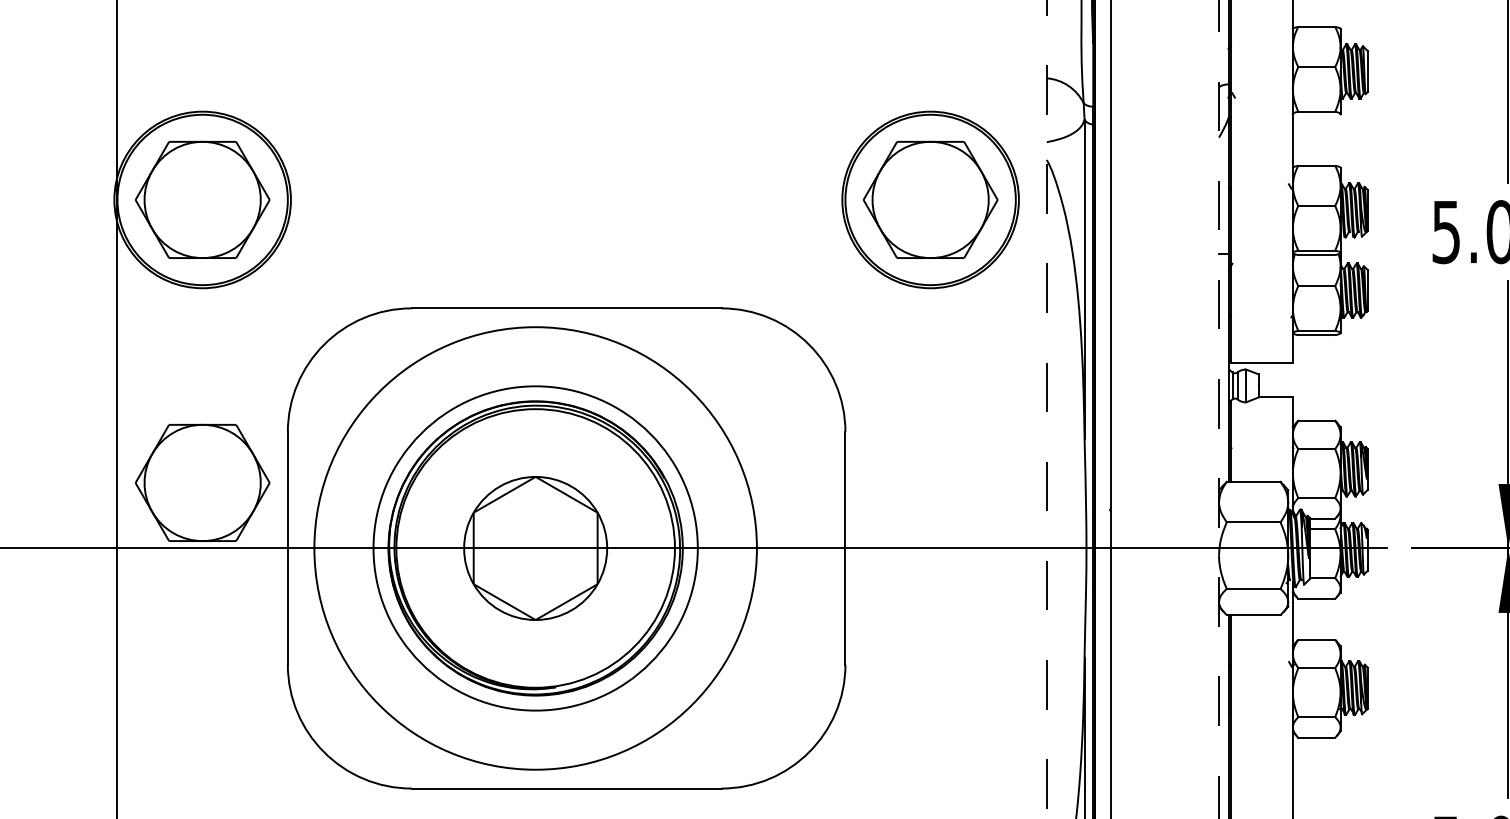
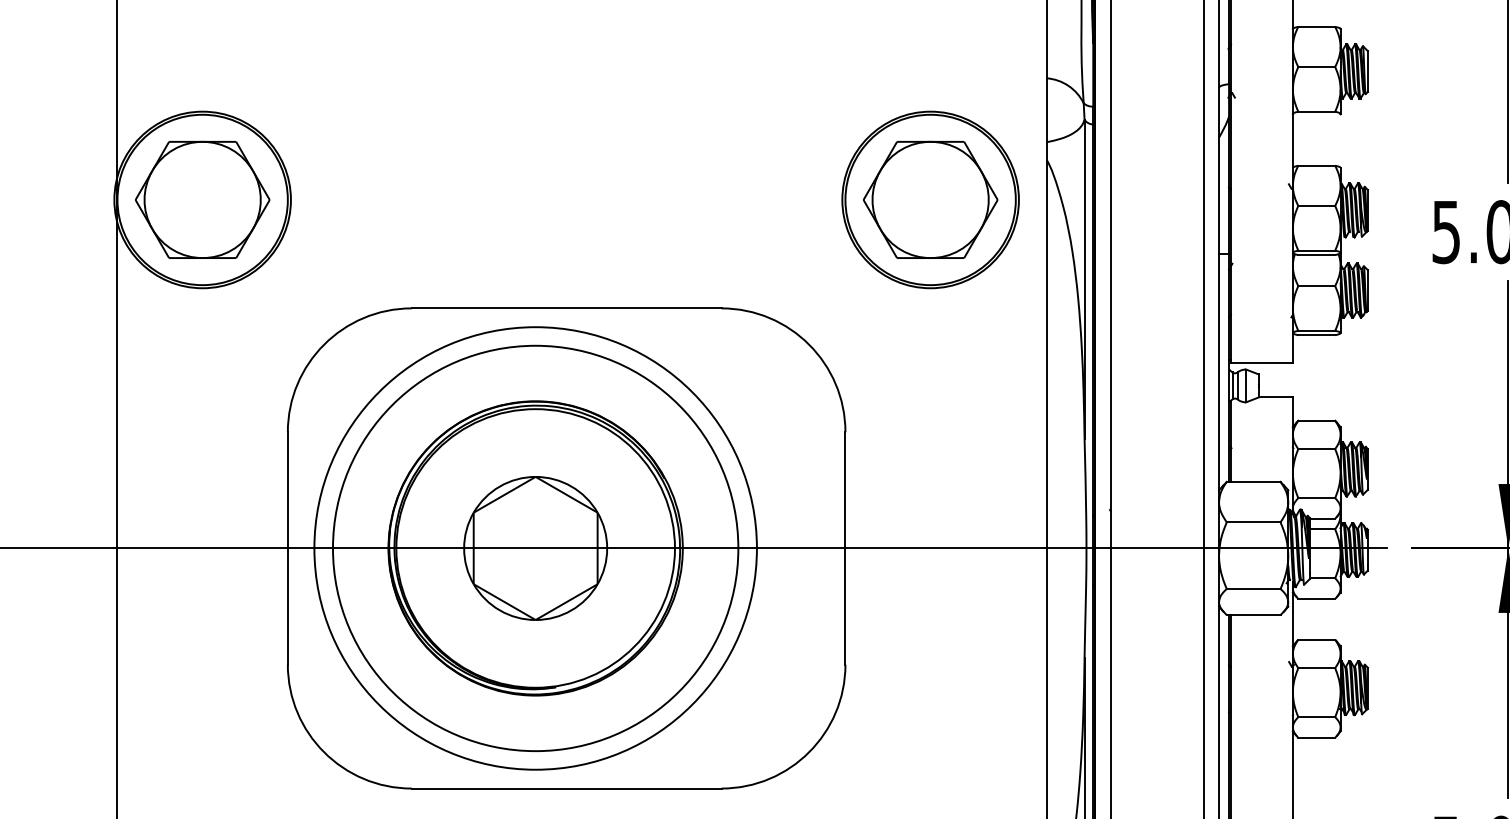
line: none -> present (1204, 408)
line: dashed -> solid (1046, 409)
line: dashed -> solid (1219, 409)
part: present -> none (202, 482)
circle diameter: 324 px -> 405 px (535, 548)
